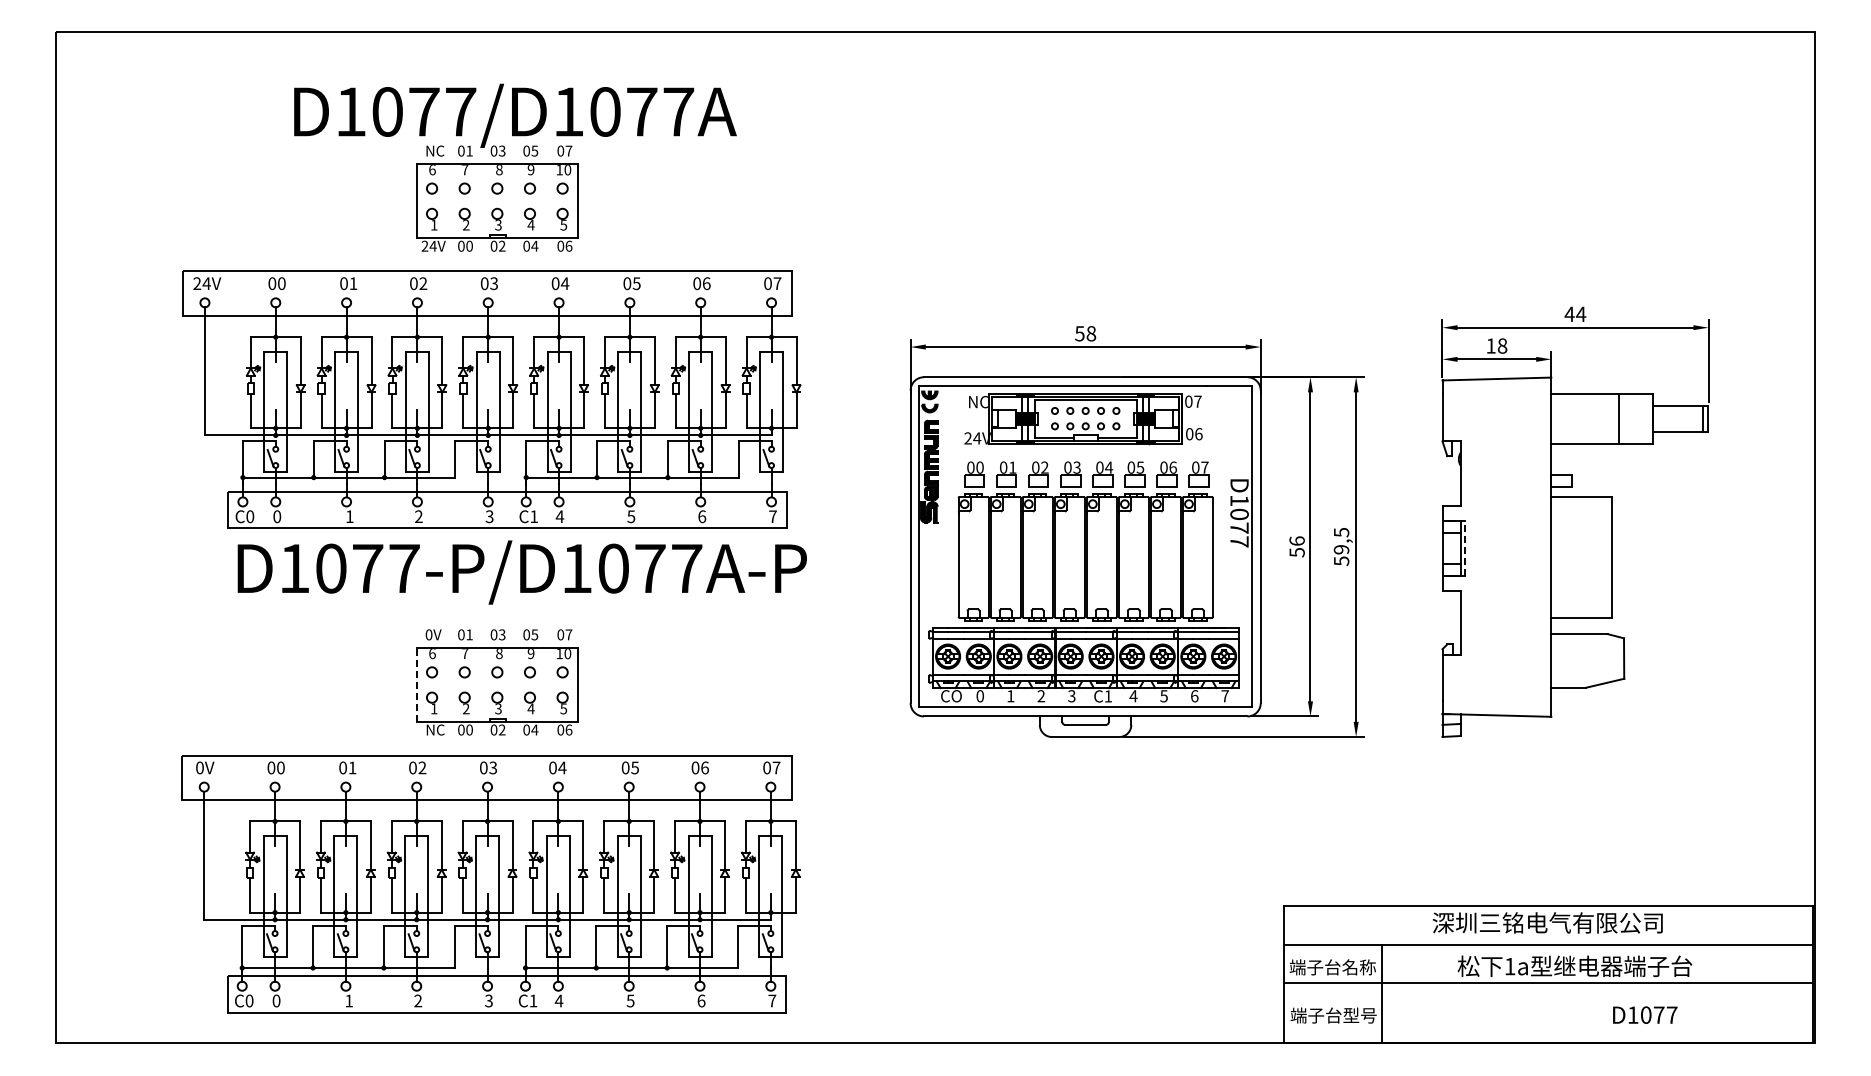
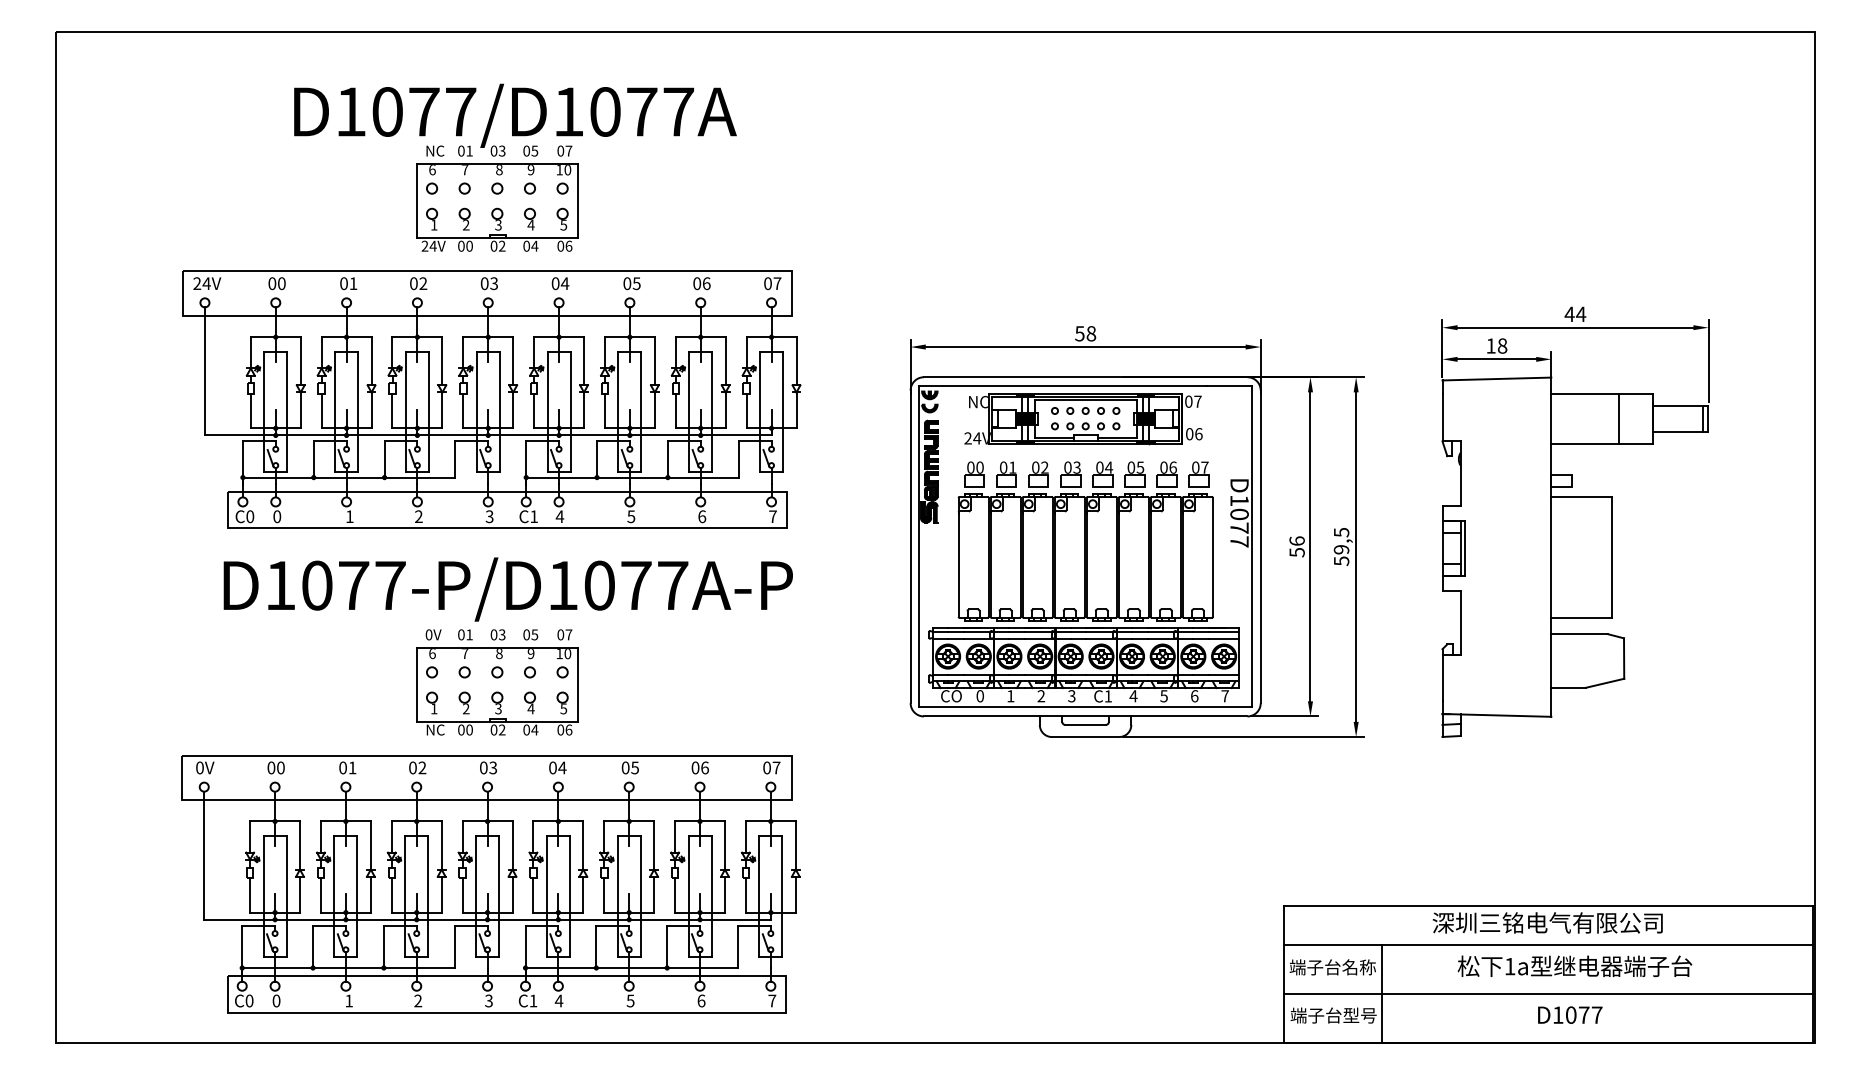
line: dashed -> solid (1465, 548)
text position: (521, 572) -> (507, 589) (507, 589)
line: dashed -> solid (416, 684)
line position: (1548, 982) -> (1548, 993) (1548, 993)
text position: (1645, 1014) -> (1570, 1014) (1570, 1014)
